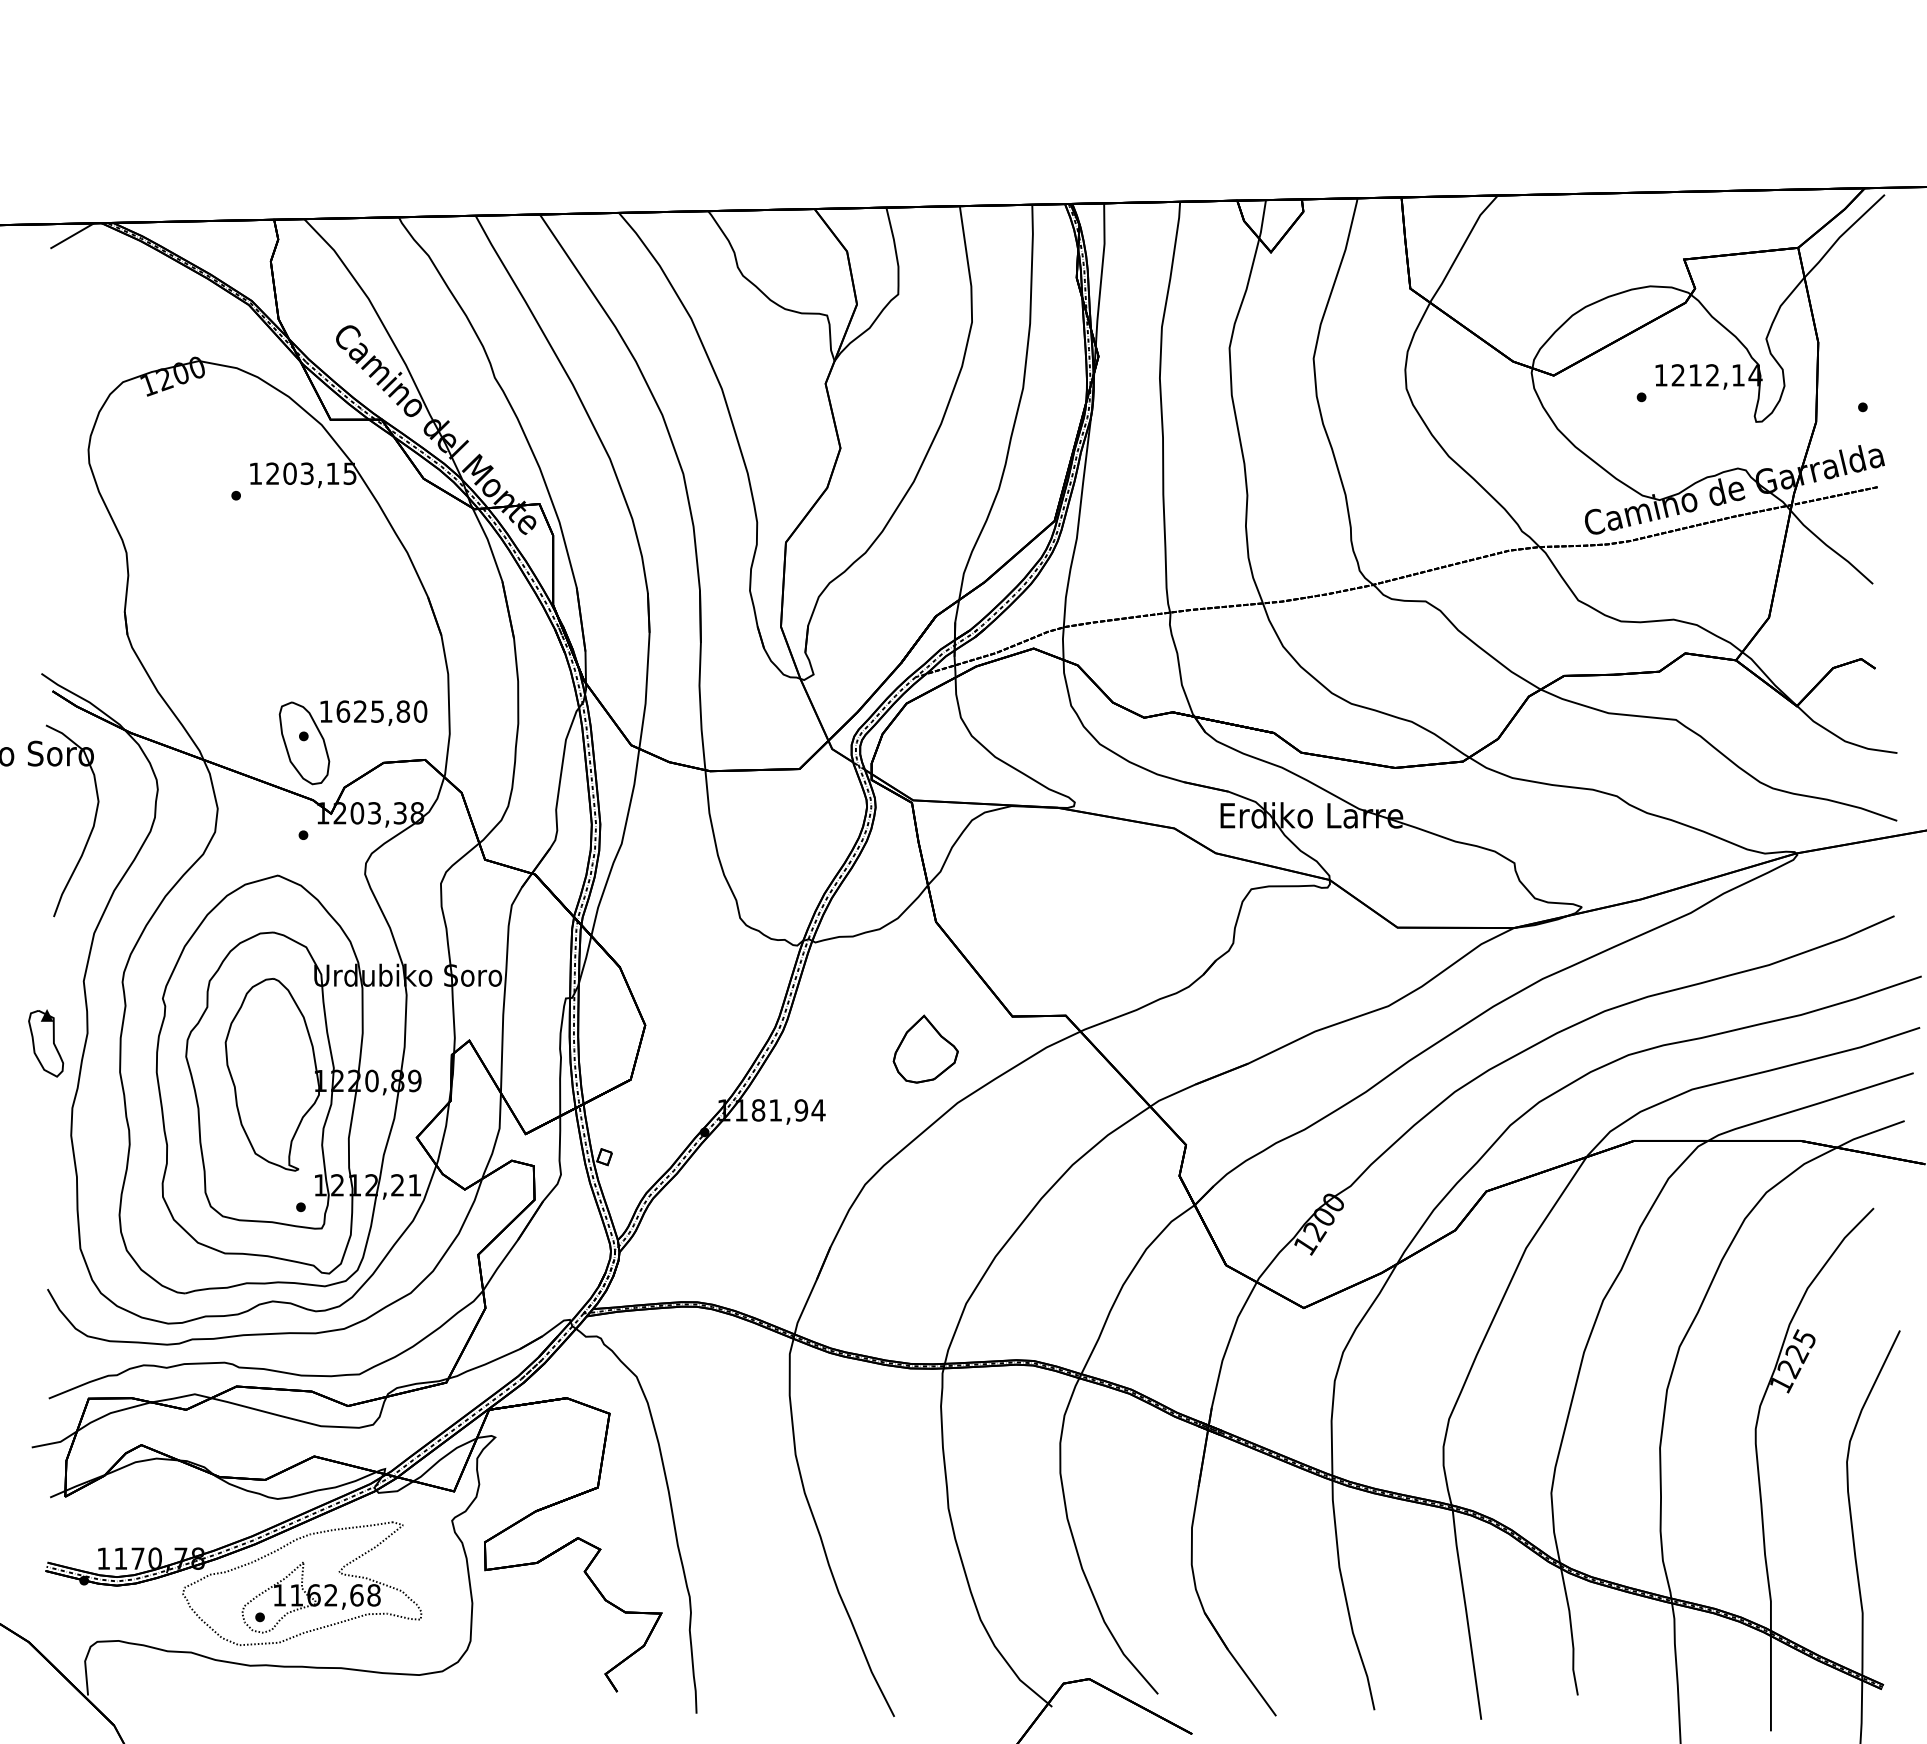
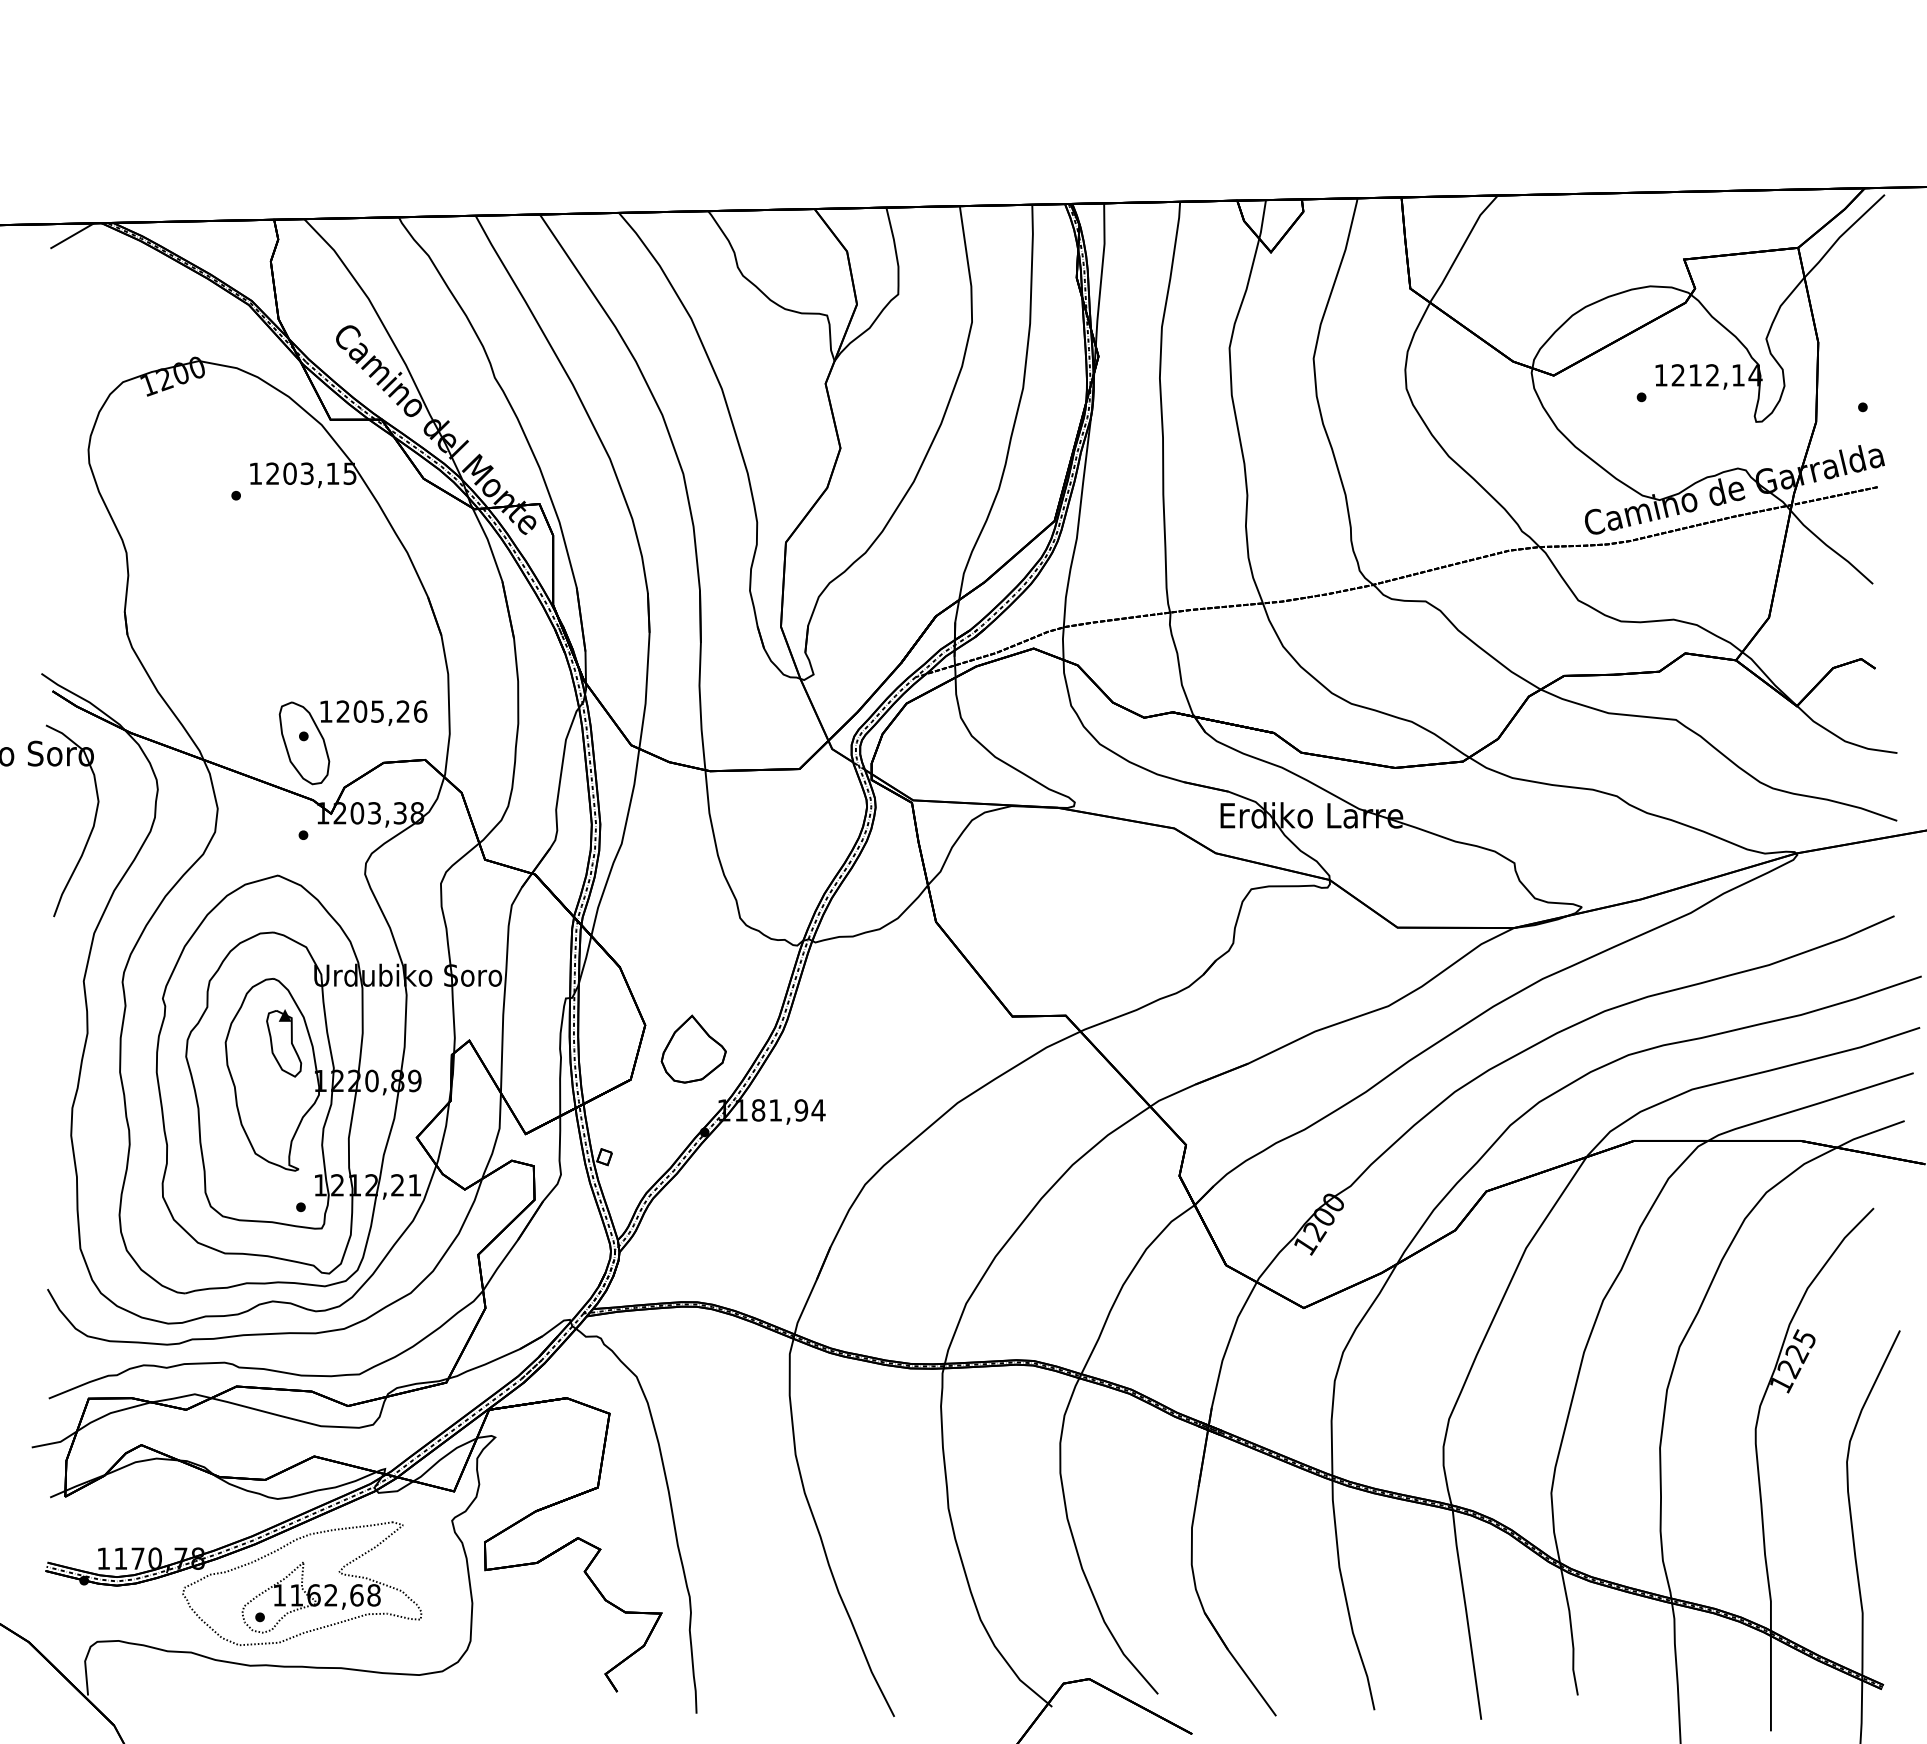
text: 1625,80 -> 1205,26 (381, 711)
part position: (46, 1043) -> (284, 1043) (284, 1043)
part position: (925, 1048) -> (693, 1048) (693, 1048)
